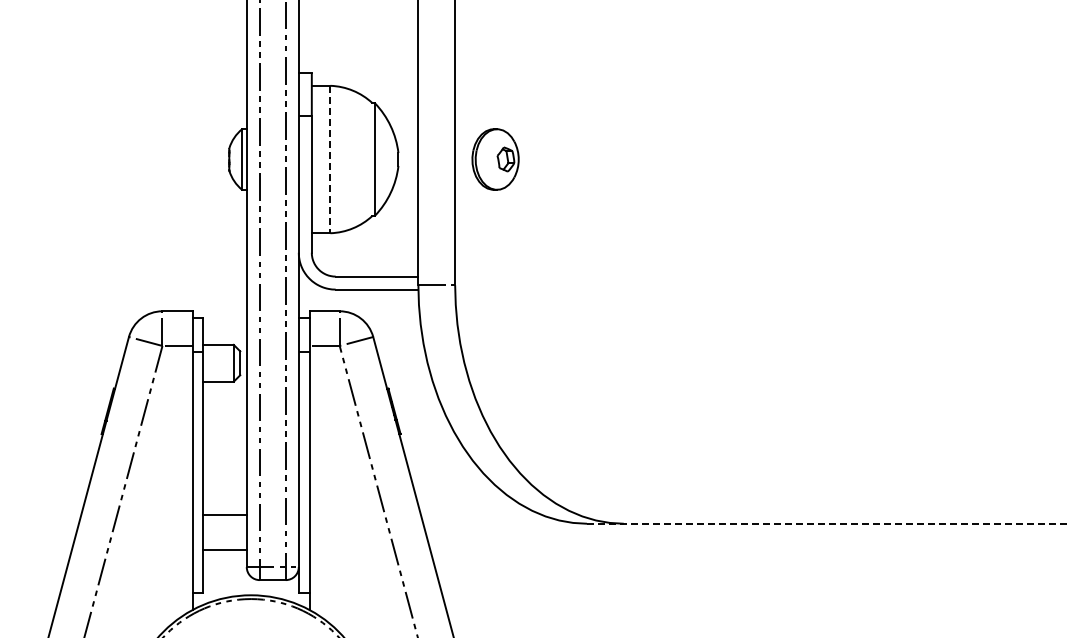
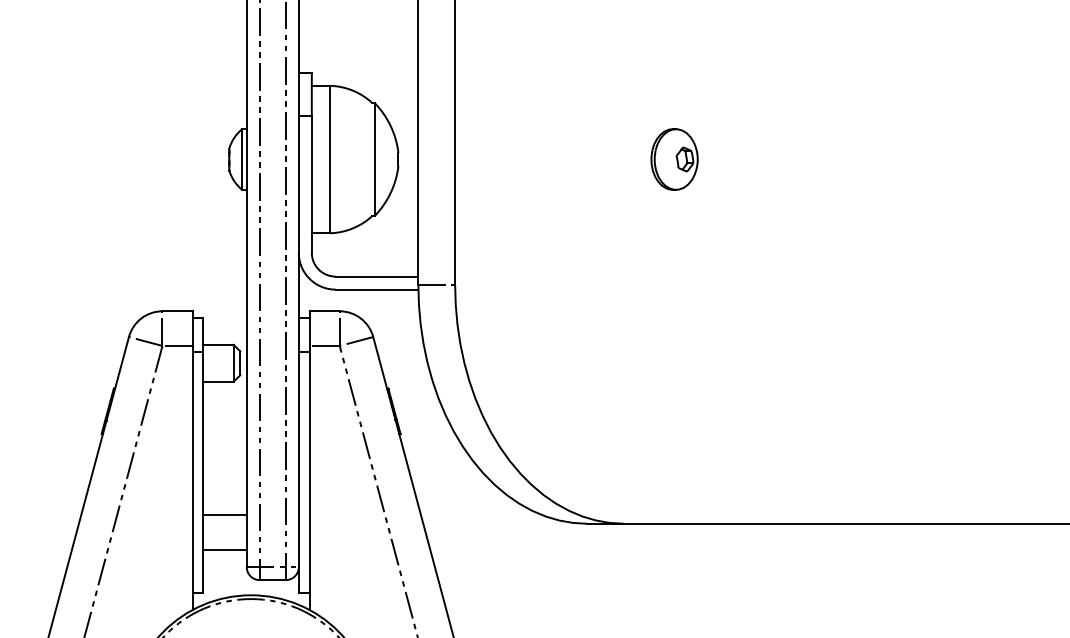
line: dashed -> solid (330, 159)
part position: (495, 159) -> (674, 159) (674, 159)
line: dashed -> solid (828, 523)
